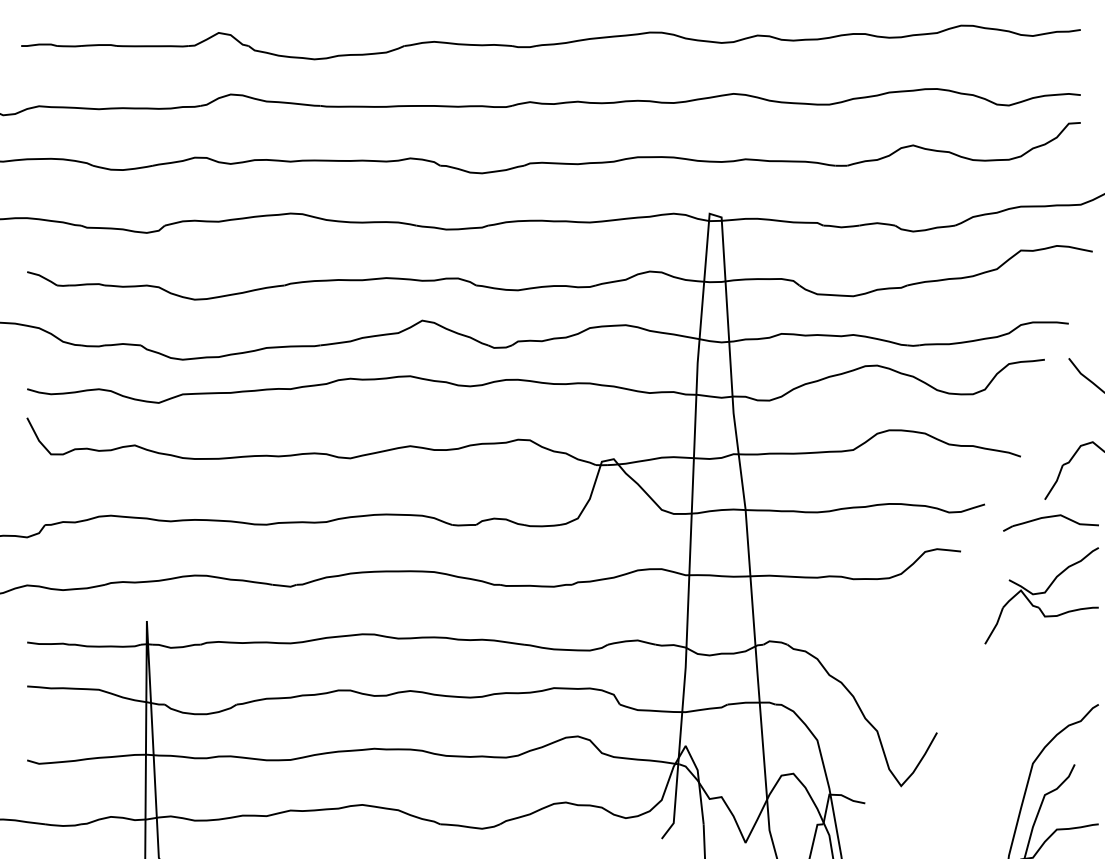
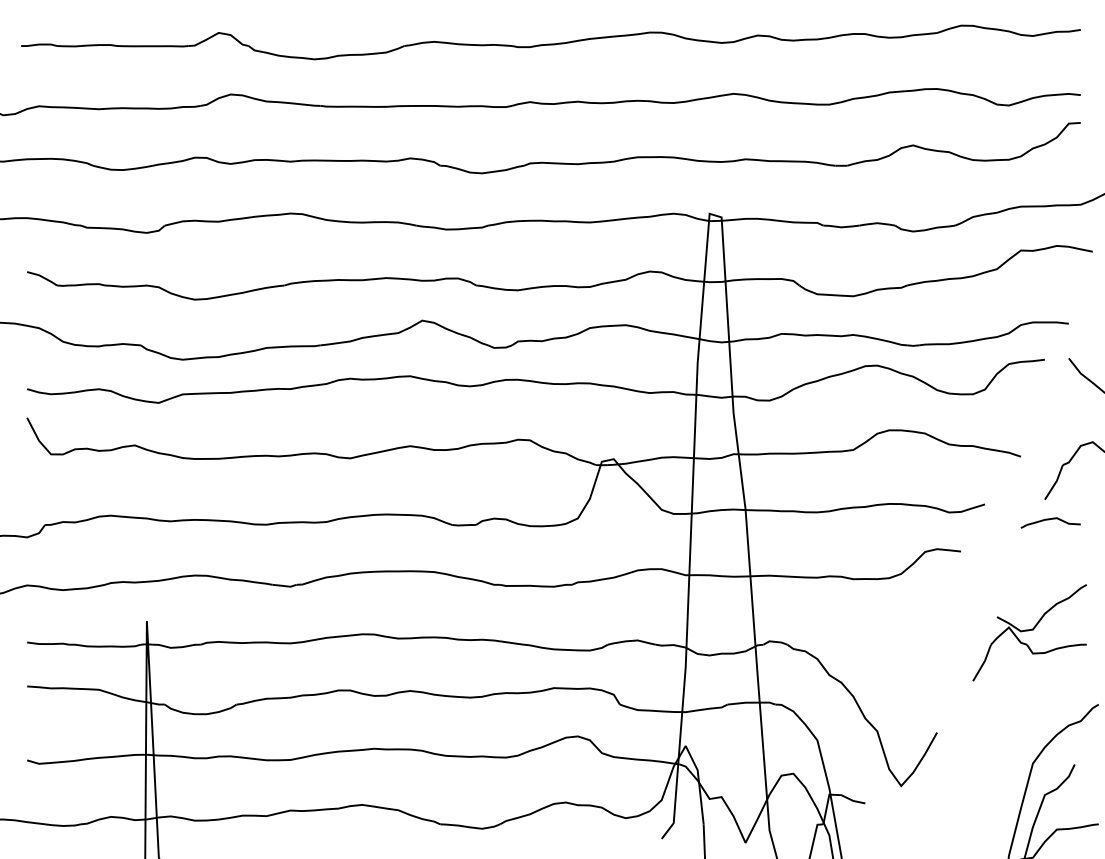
part size: 96x18 px -> 61x12 px (1050, 522)
part position: (1041, 595) -> (1029, 632) (1029, 632)
